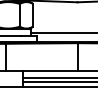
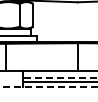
line: present -> none (62, 33)
line: solid -> dashed (61, 77)
line: solid -> dashed (49, 86)
